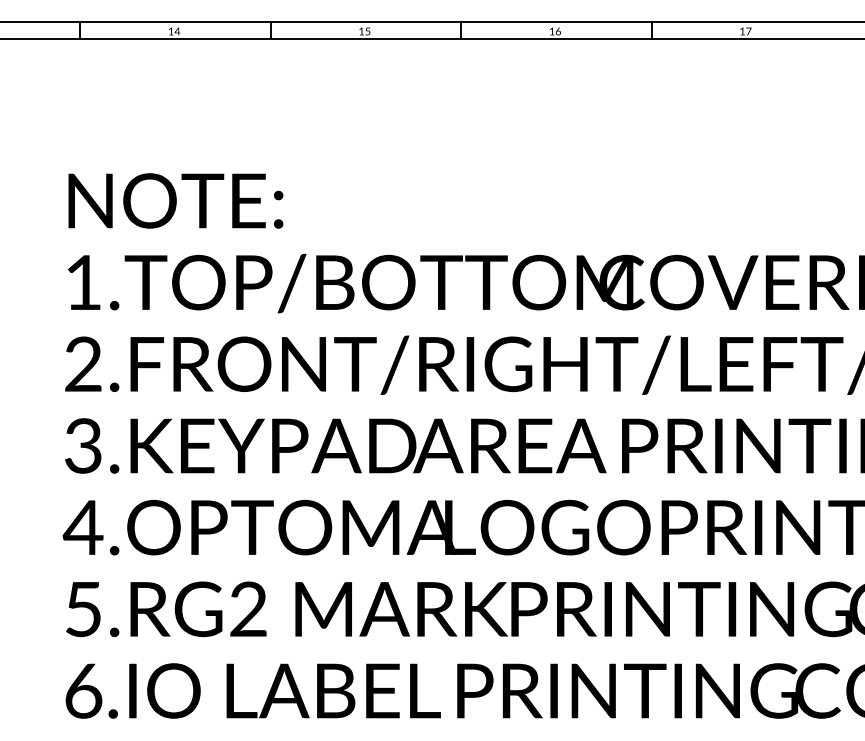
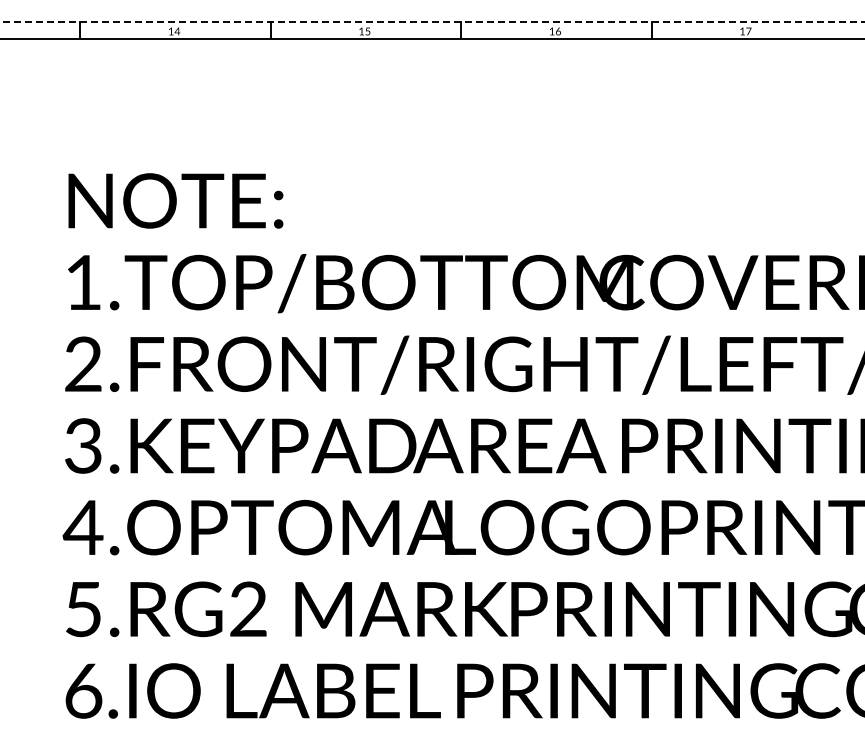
line: solid -> dashed (432, 22)
